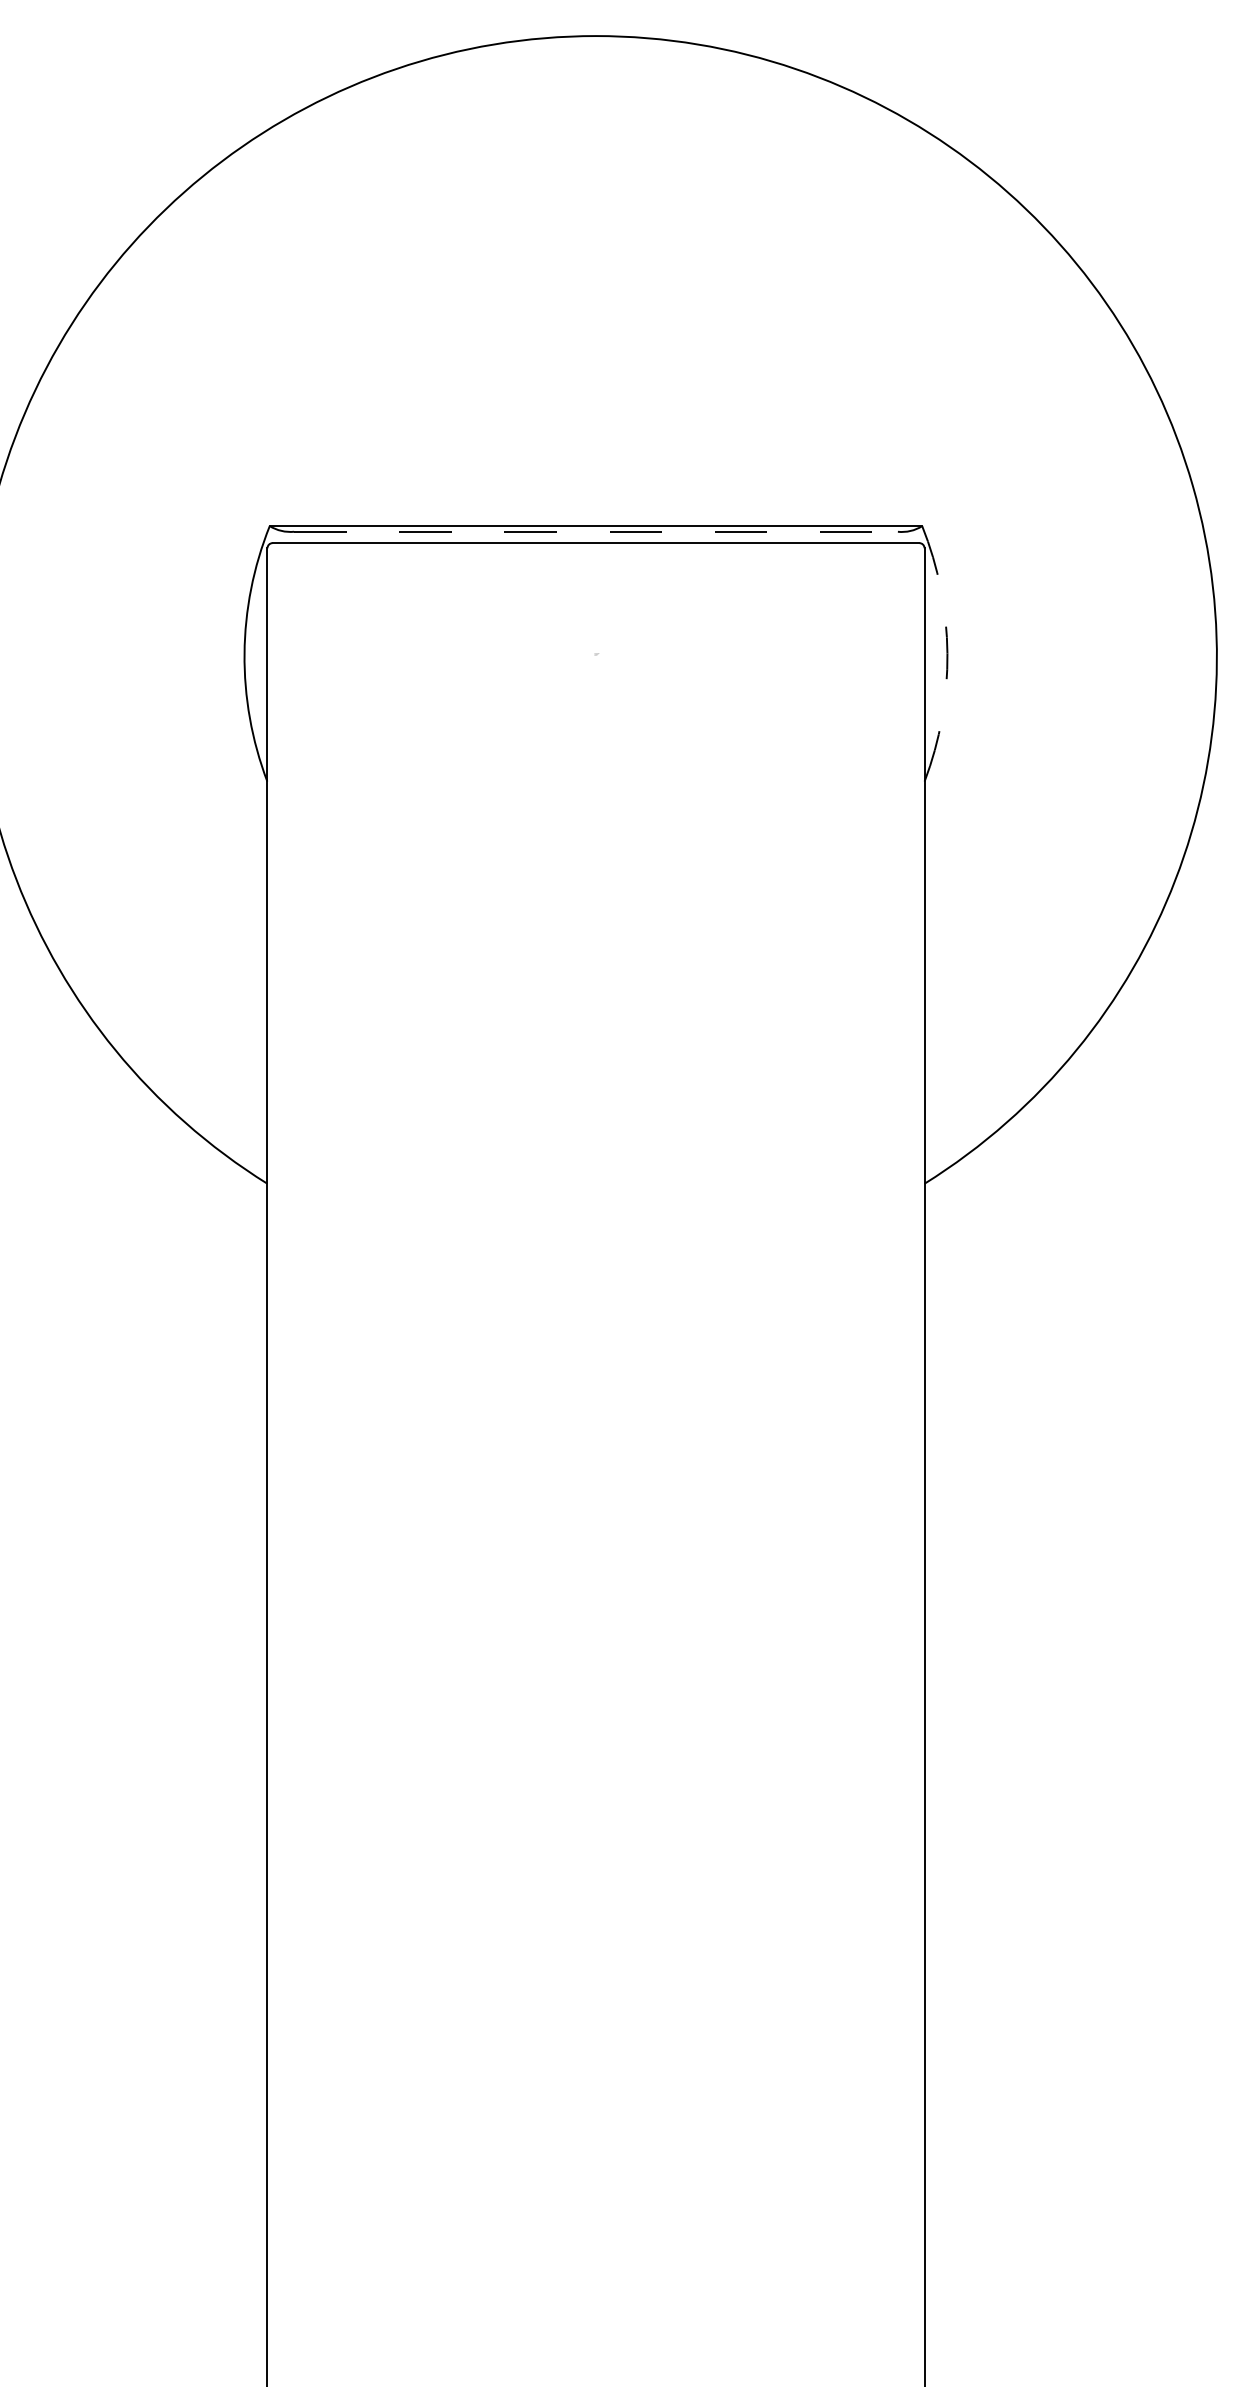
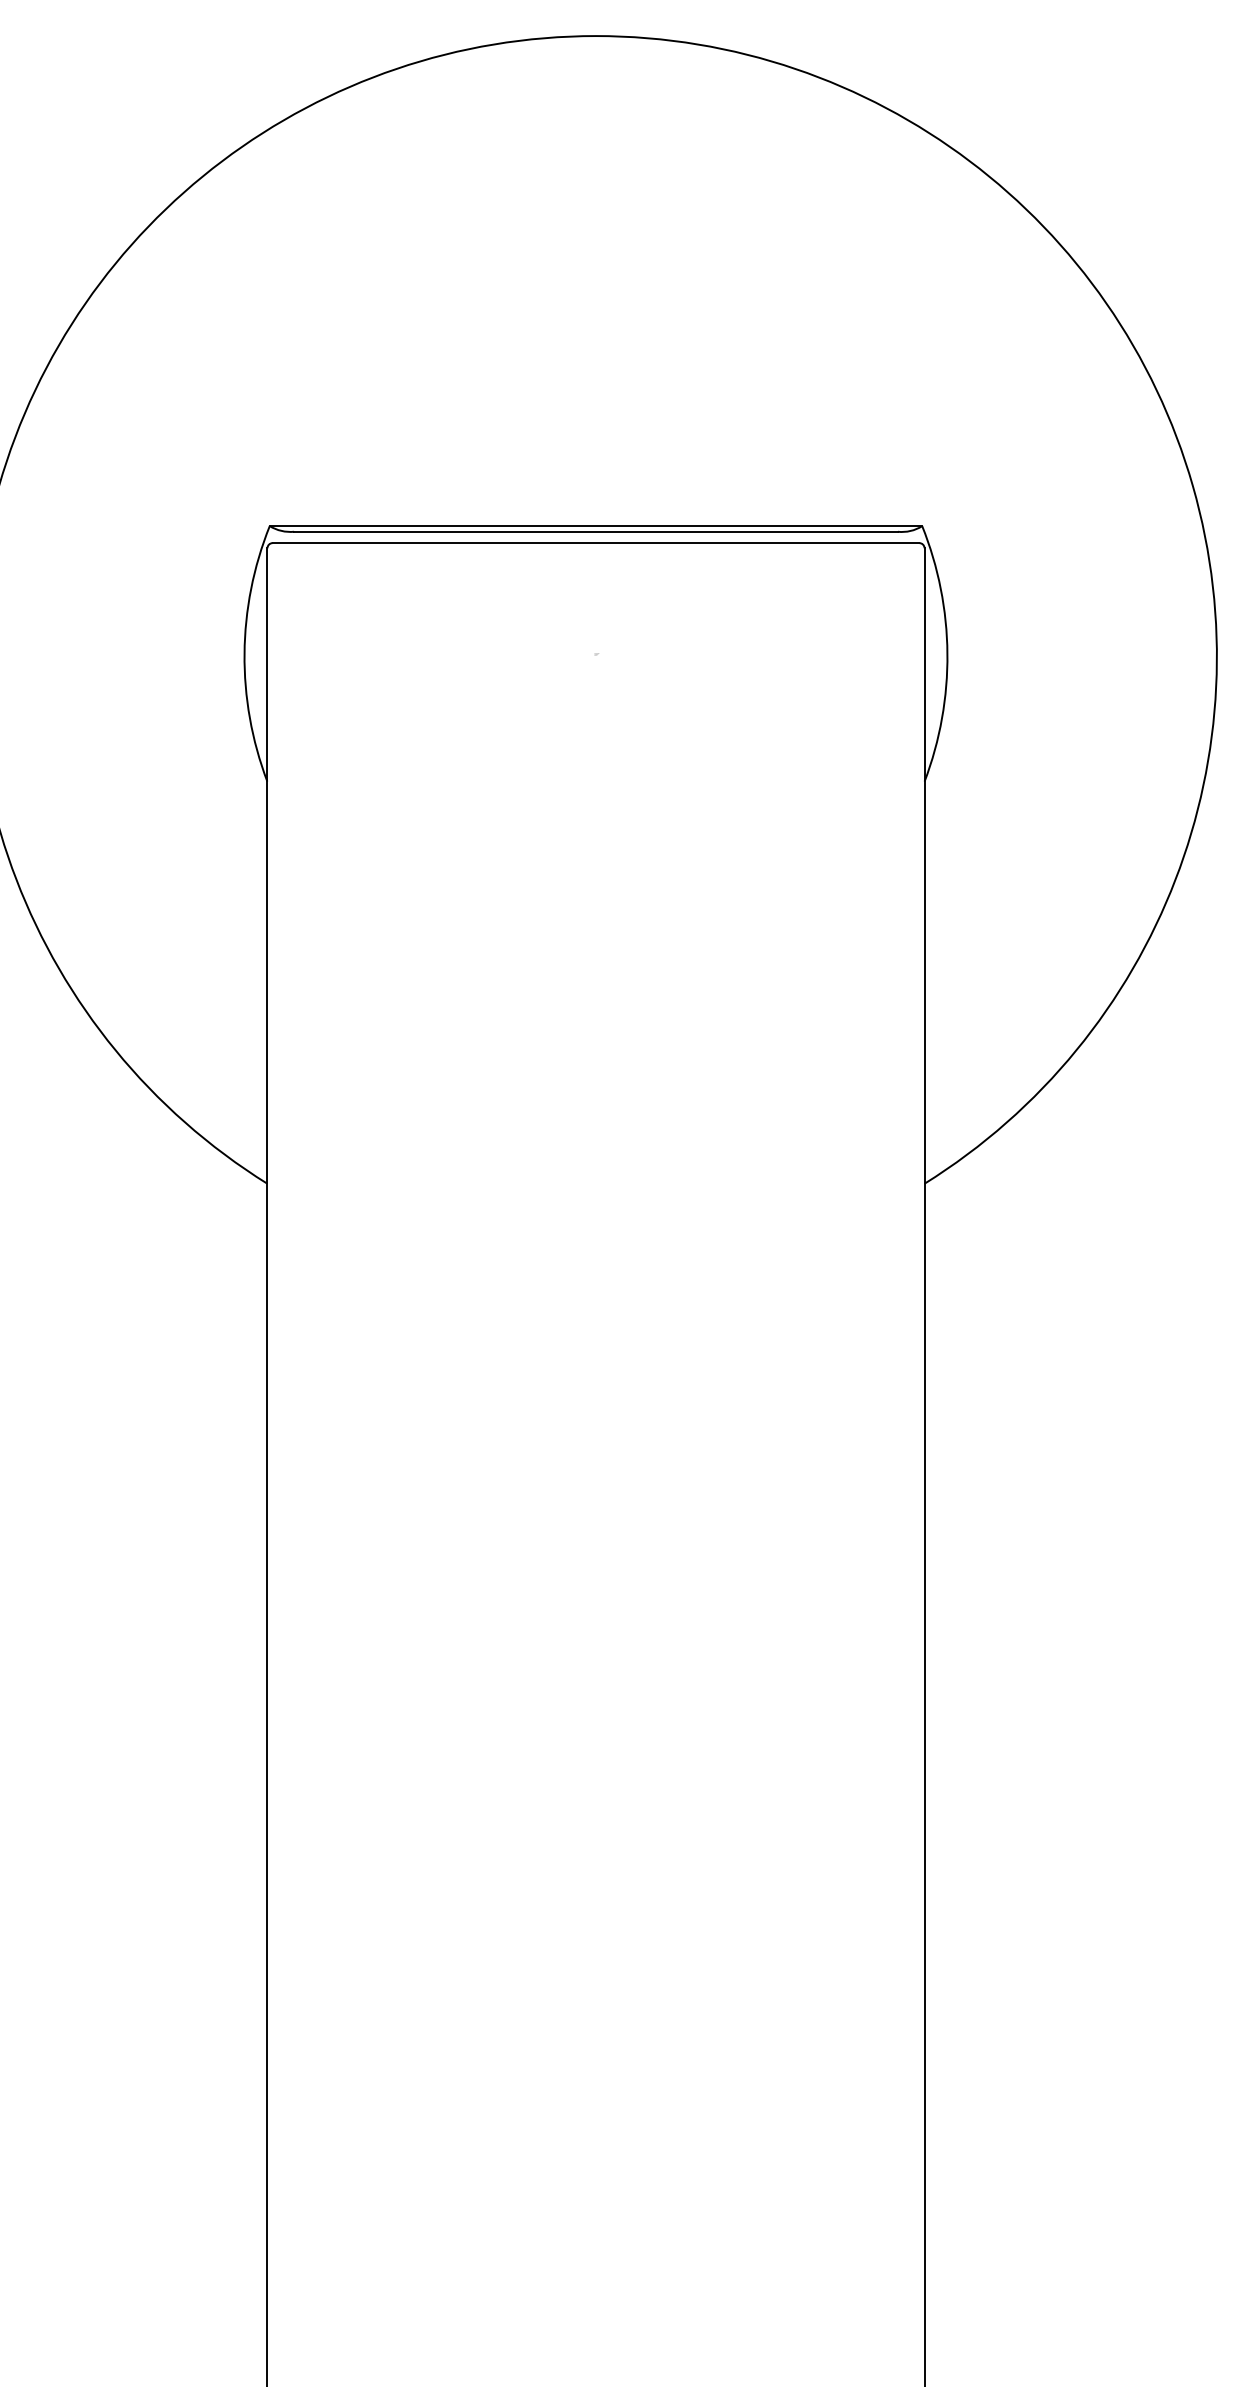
line: dashed -> solid (595, 531)
arc: dashed -> solid (947, 653)
